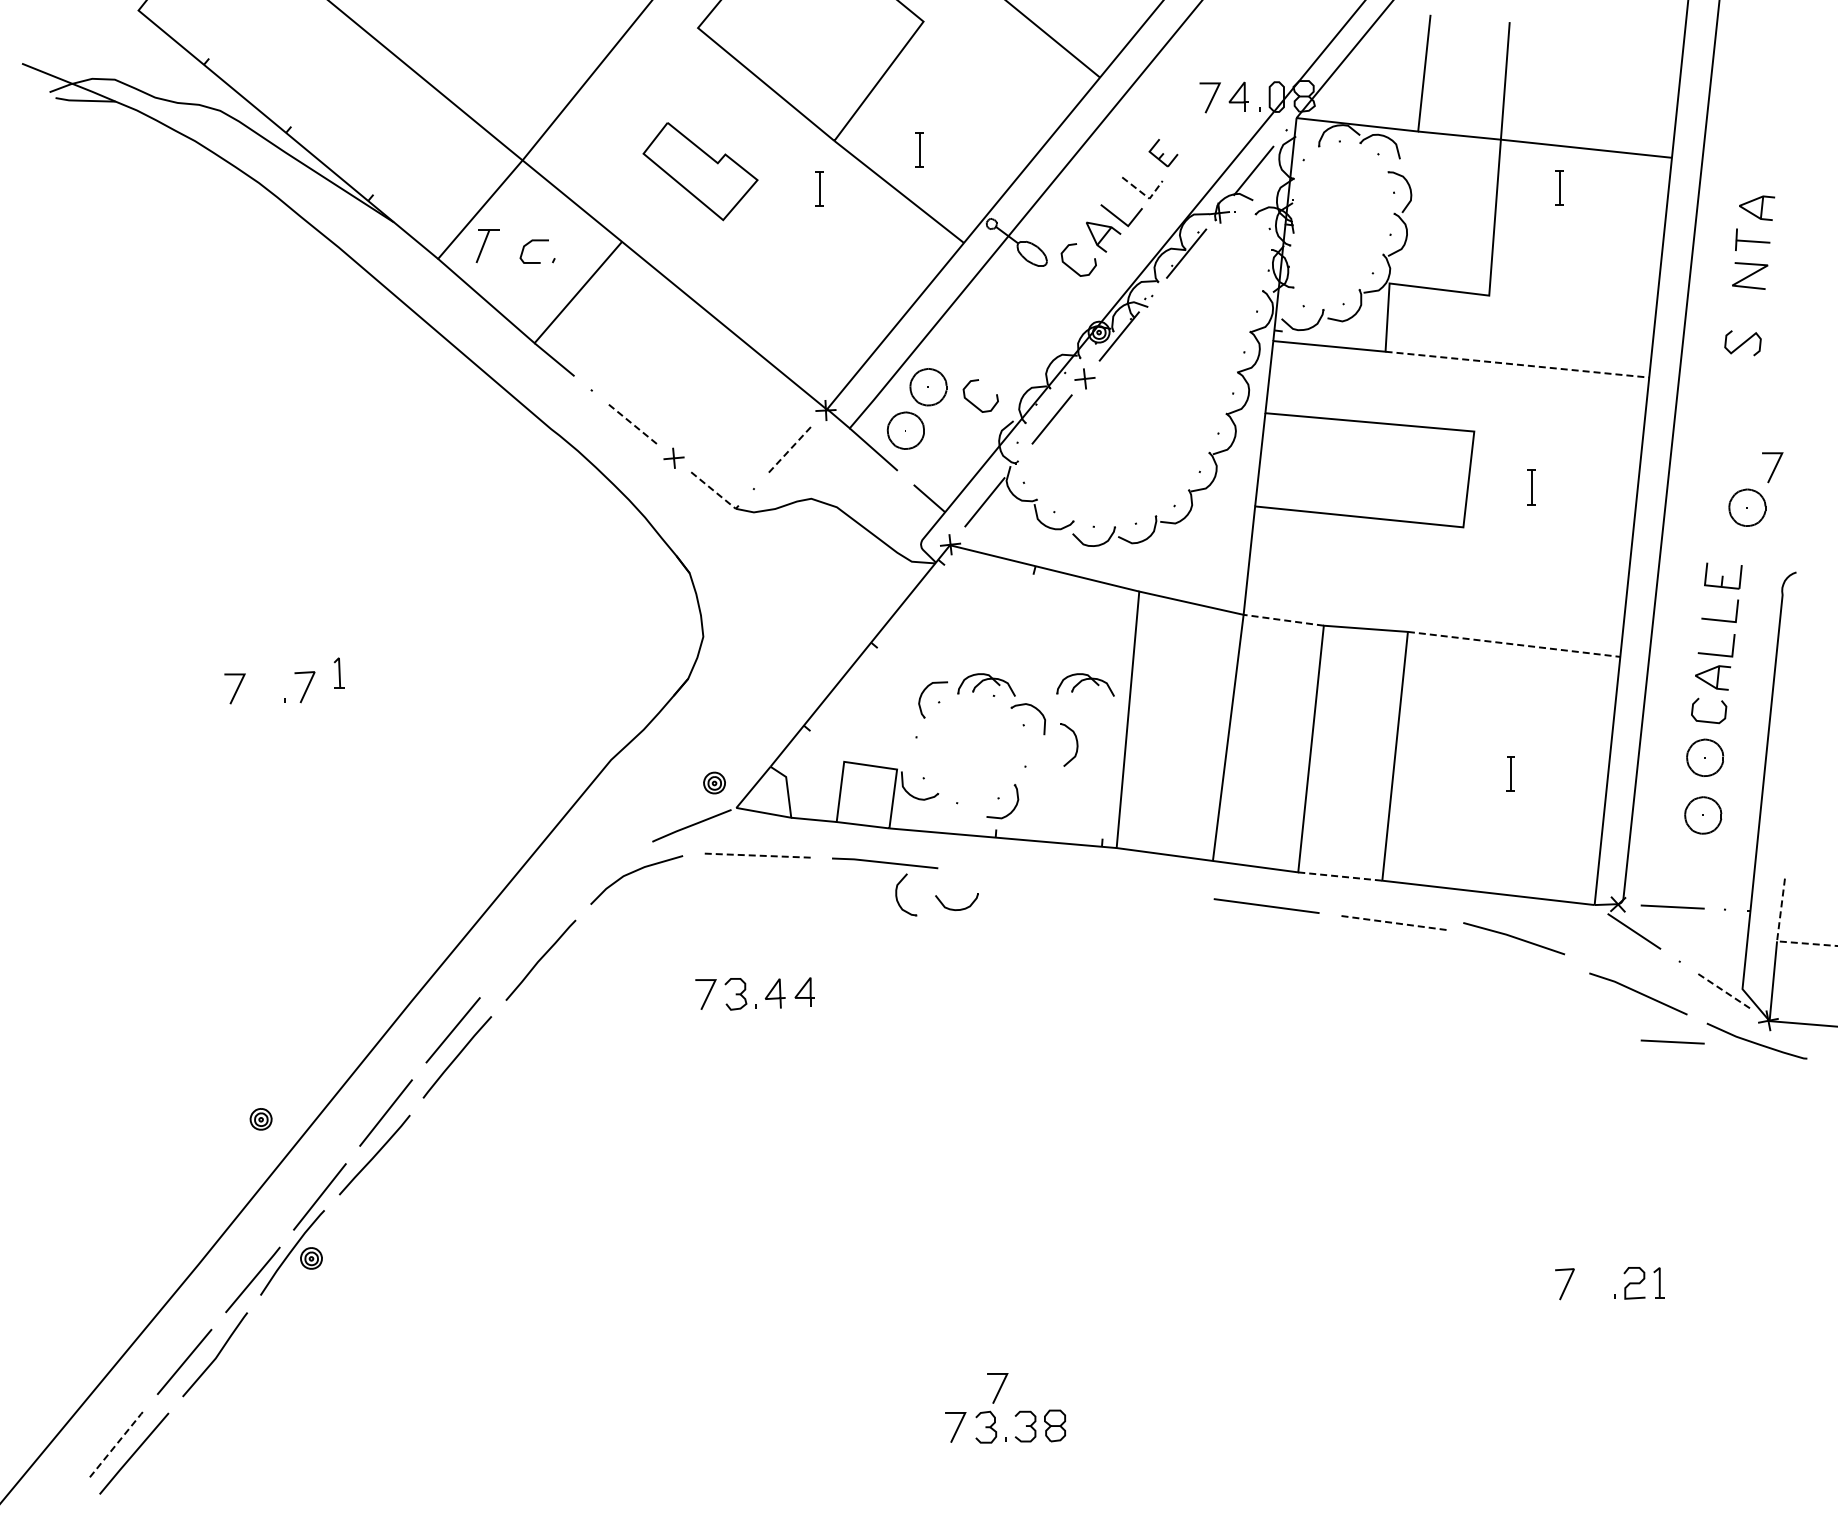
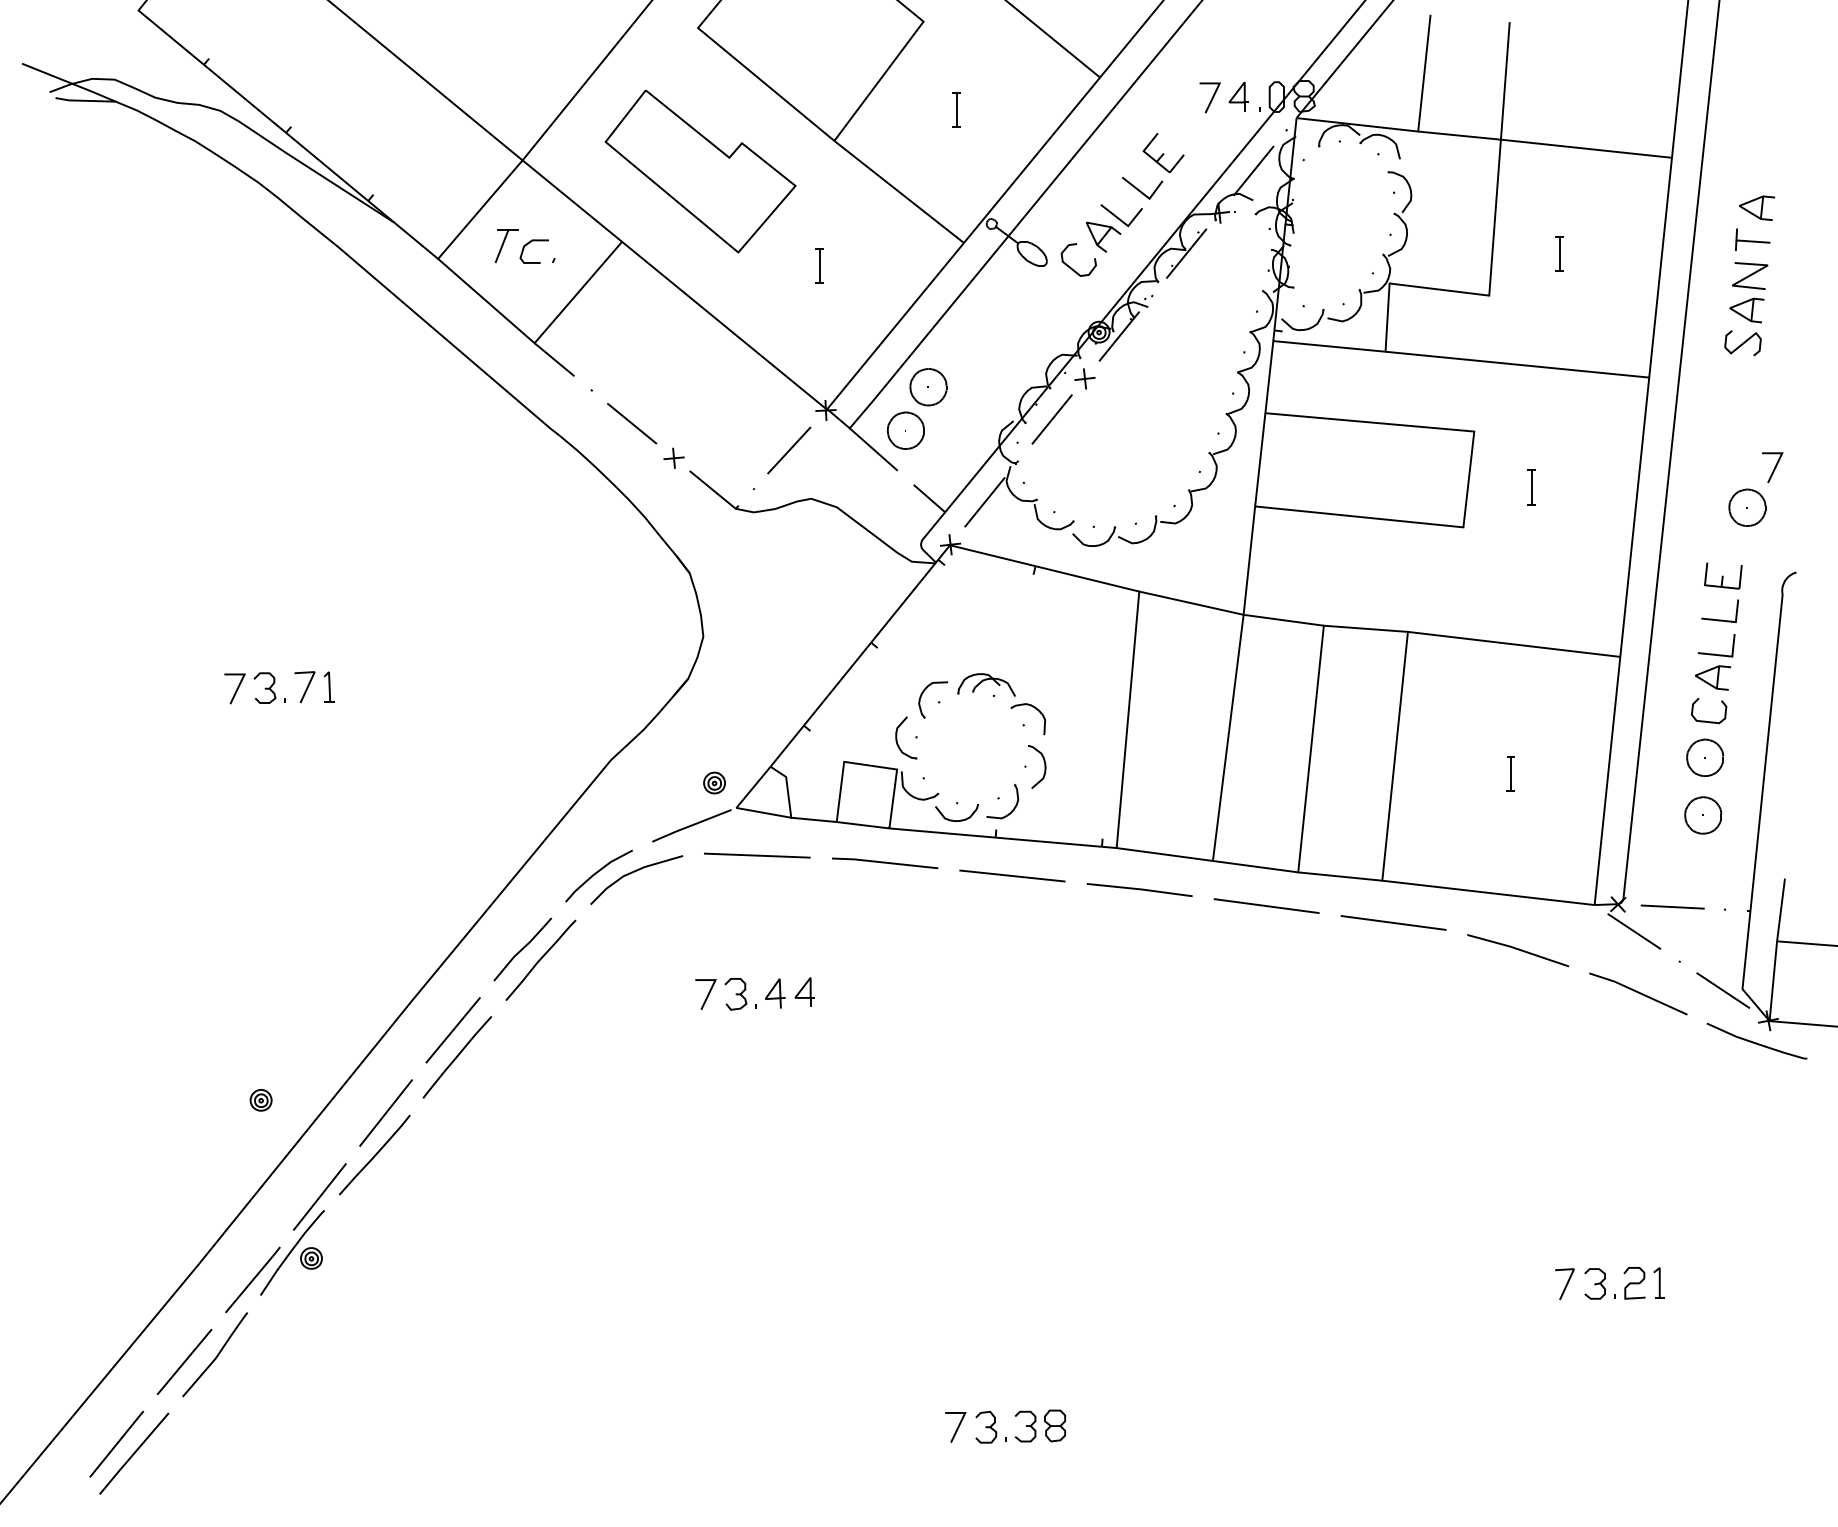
part position: (919, 149) -> (956, 109) (956, 109)
part size: 31x29 px -> 43x40 px (1163, 152)
part size: 117x100 px -> 193x165 px (700, 171)
part position: (1559, 187) -> (1559, 253) (1559, 253)
part position: (819, 188) -> (819, 265) (819, 265)
line: dashed -> solid (1145, 195)
part position: (487, 246) -> (506, 246) (506, 246)
part: none -> present (1746, 310)
line: dashed -> solid (1517, 364)
curve: present -> none (972, 402)
line: dashed -> solid (632, 423)
line: dashed -> solid (789, 450)
line: dashed -> solid (715, 491)
line: dashed -> solid (1283, 620)
line: dashed -> solid (1514, 644)
part position: (338, 672) -> (328, 686) (328, 686)
part: present -> none (1085, 684)
part: none -> present (264, 687)
part position: (1076, 744) -> (1044, 766) (1044, 766)
line: dashed -> solid (756, 855)
line: none -> present (597, 873)
line: none -> present (1012, 875)
line: dashed -> solid (1340, 876)
line: none -> present (1139, 889)
part position: (897, 894) -> (897, 737) (897, 737)
part position: (956, 909) -> (956, 820) (956, 820)
line: dashed -> solid (1393, 922)
line position: (1514, 938) -> (1518, 950) (1518, 950)
line: dashed -> solid (1777, 940)
line: none -> present (522, 949)
line: dashed -> solid (1722, 990)
line: present -> none (1672, 1041)
part position: (260, 1119) -> (260, 1100) (260, 1100)
part: none -> present (1594, 1283)
line: present -> none (998, 1389)
line: dashed -> solid (117, 1443)
